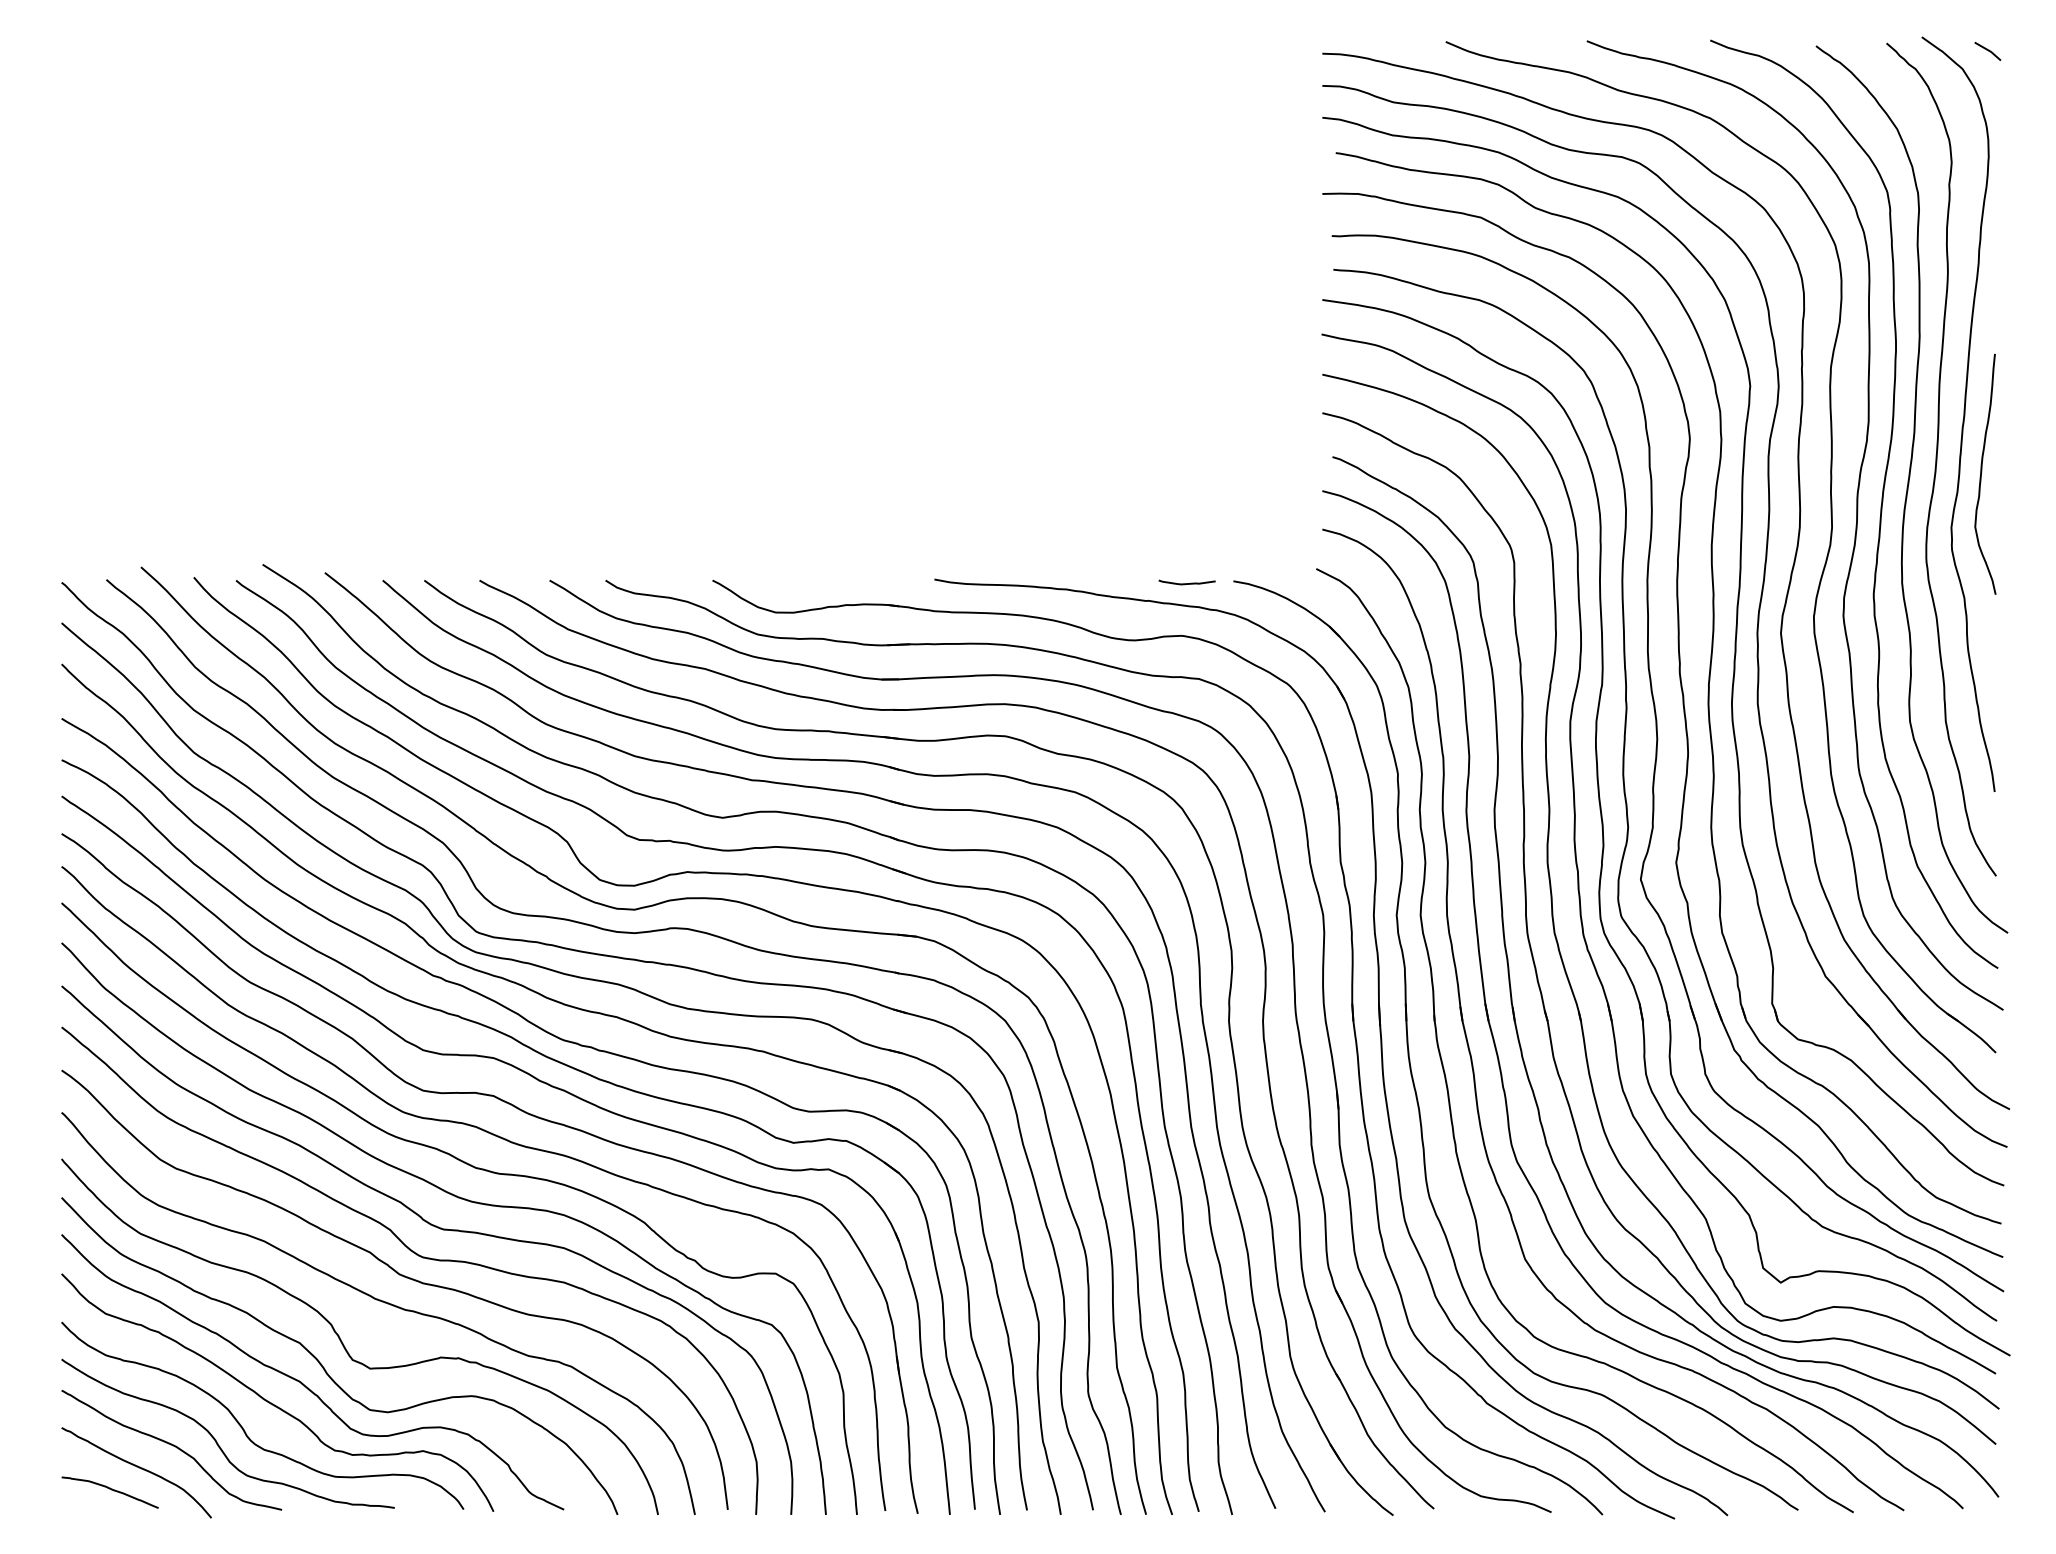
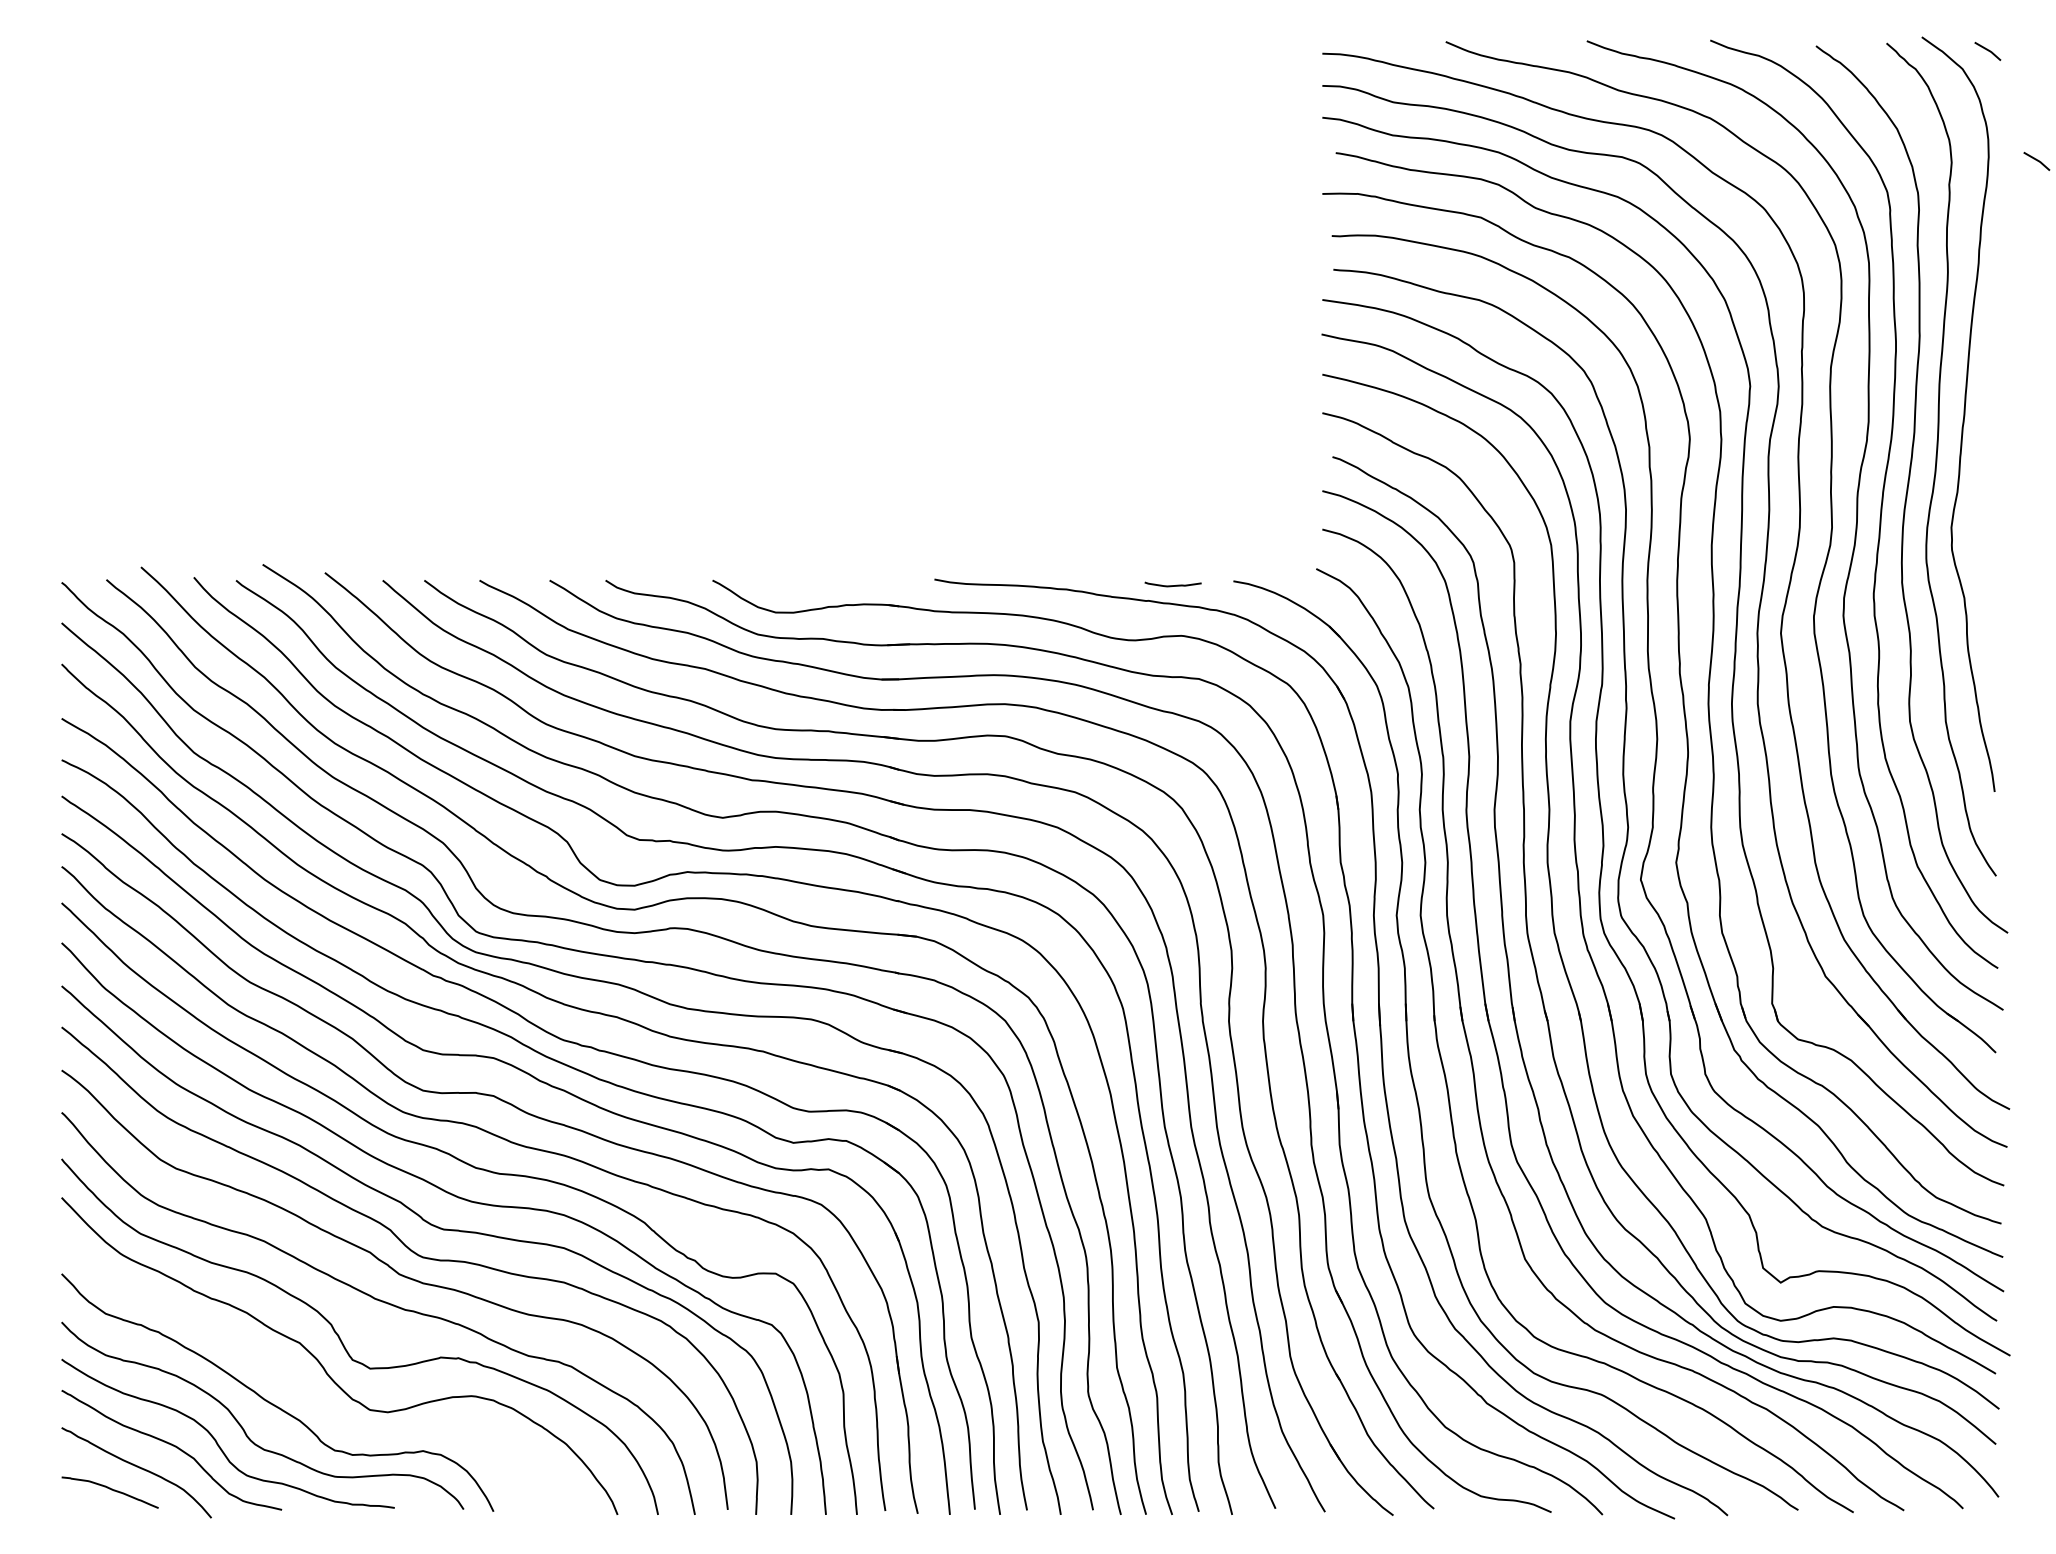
line: none -> present (2036, 160)
curve: present -> none (1982, 472)
curve position: (1186, 583) -> (1172, 585) (1172, 585)
curve: present -> none (302, 1382)
